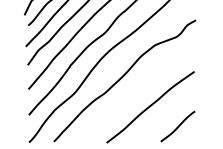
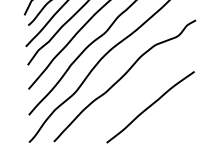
curve: present -> none (177, 126)
